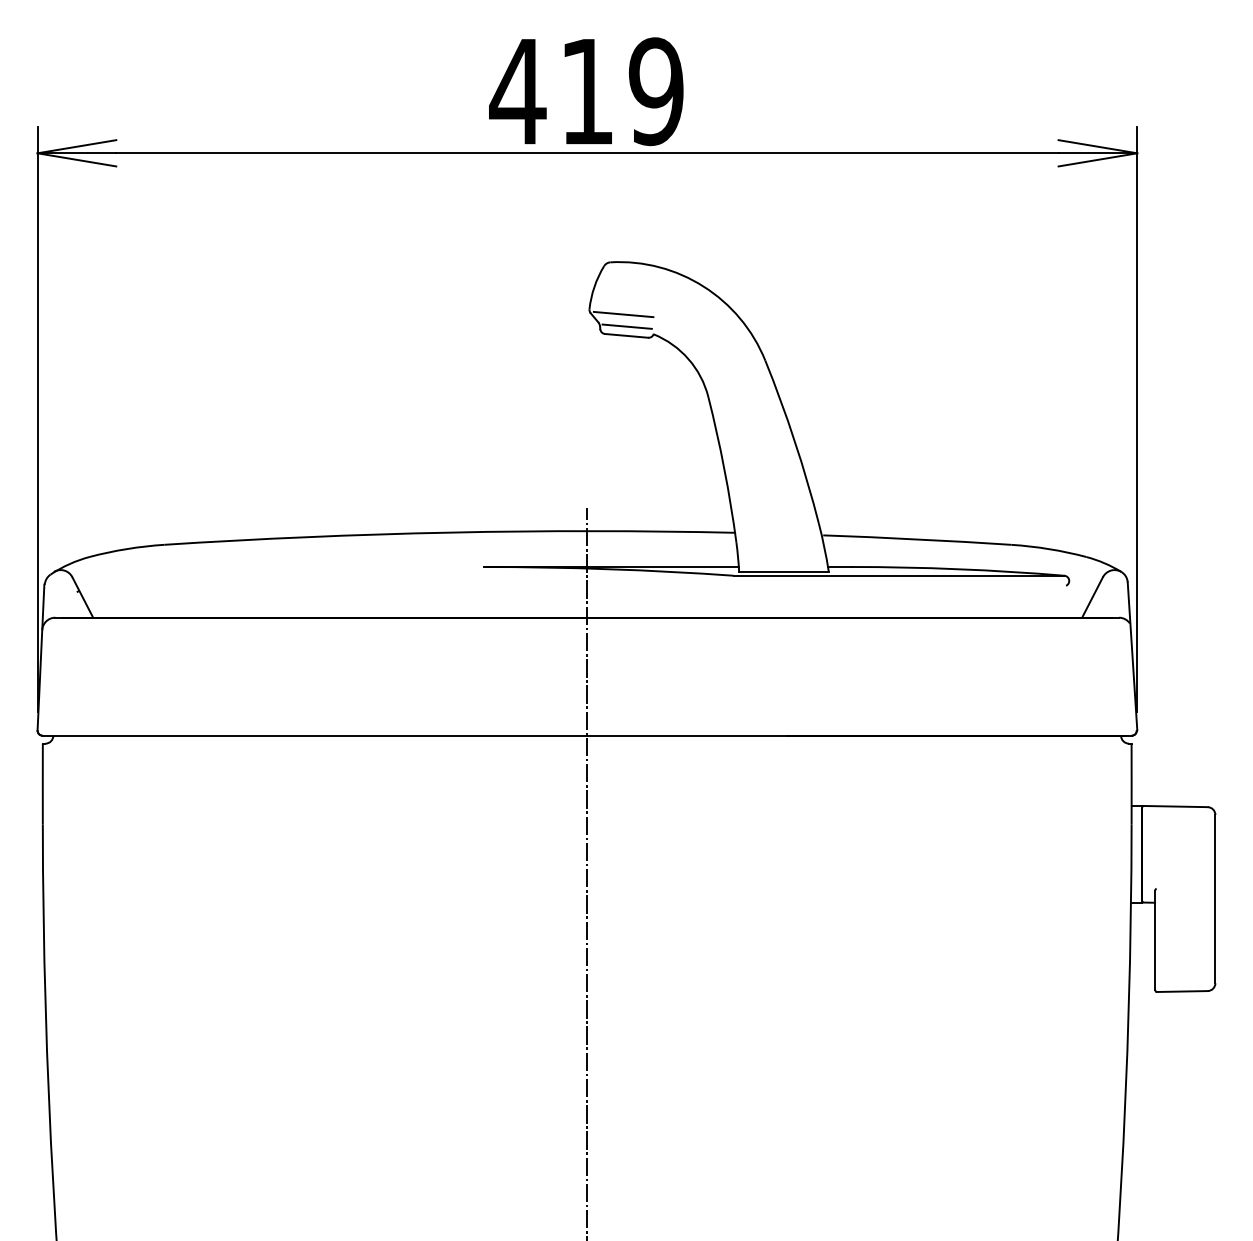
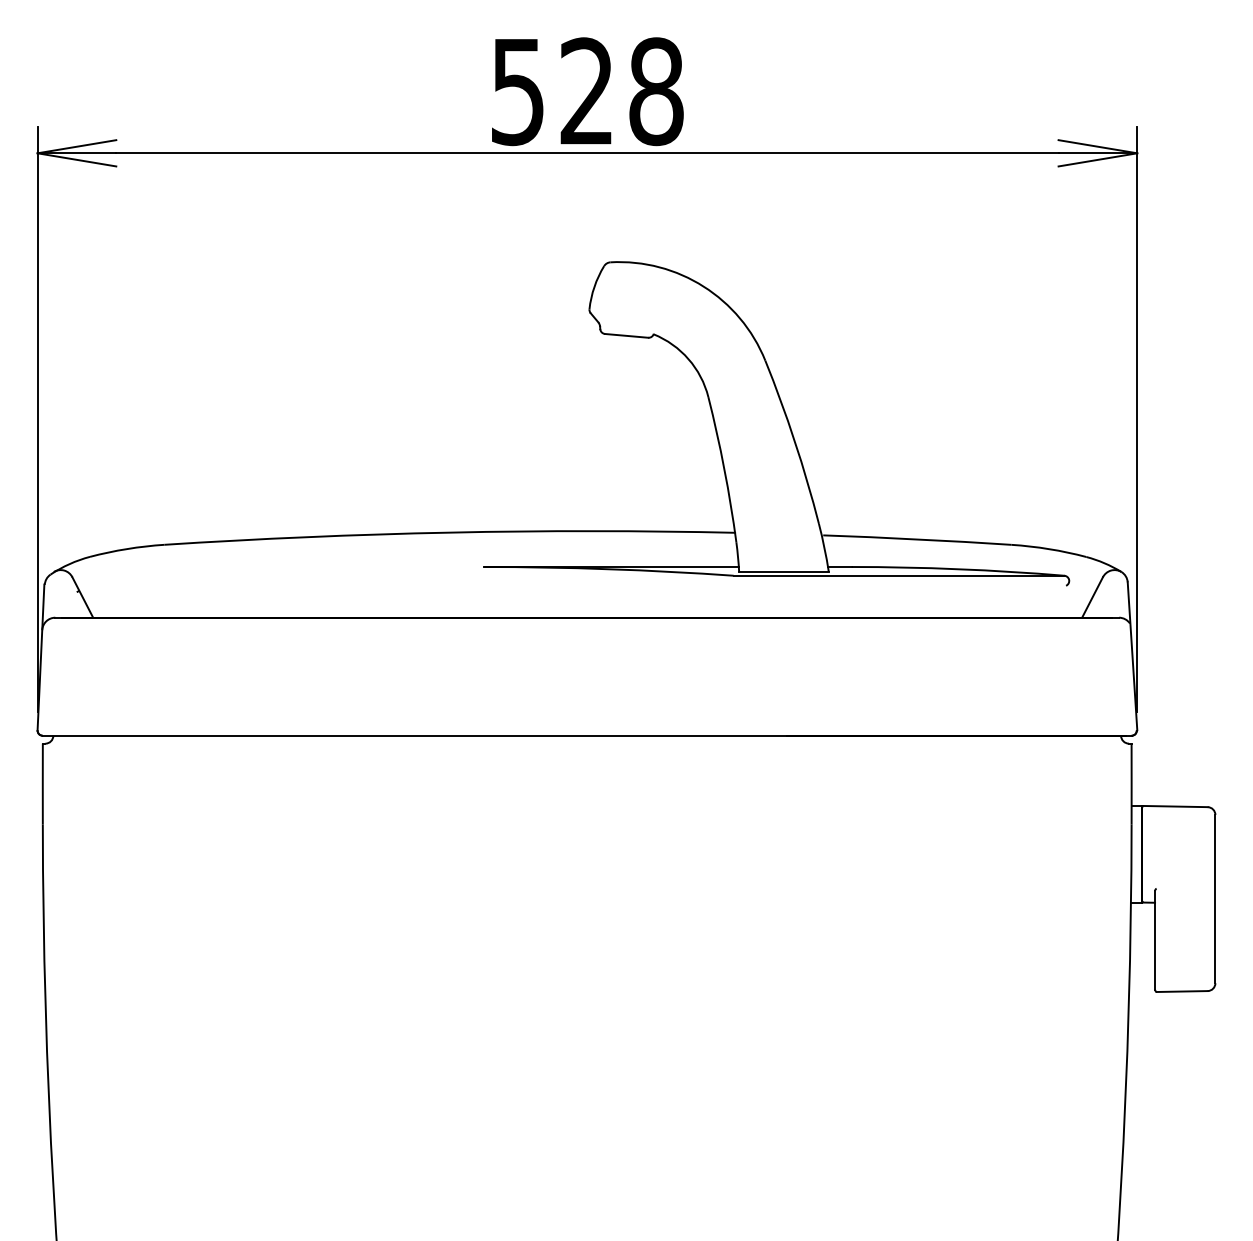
text: 419 -> 528 (586, 91)
line: present -> none (623, 314)
line: present -> none (626, 326)
line: present -> none (587, 872)
